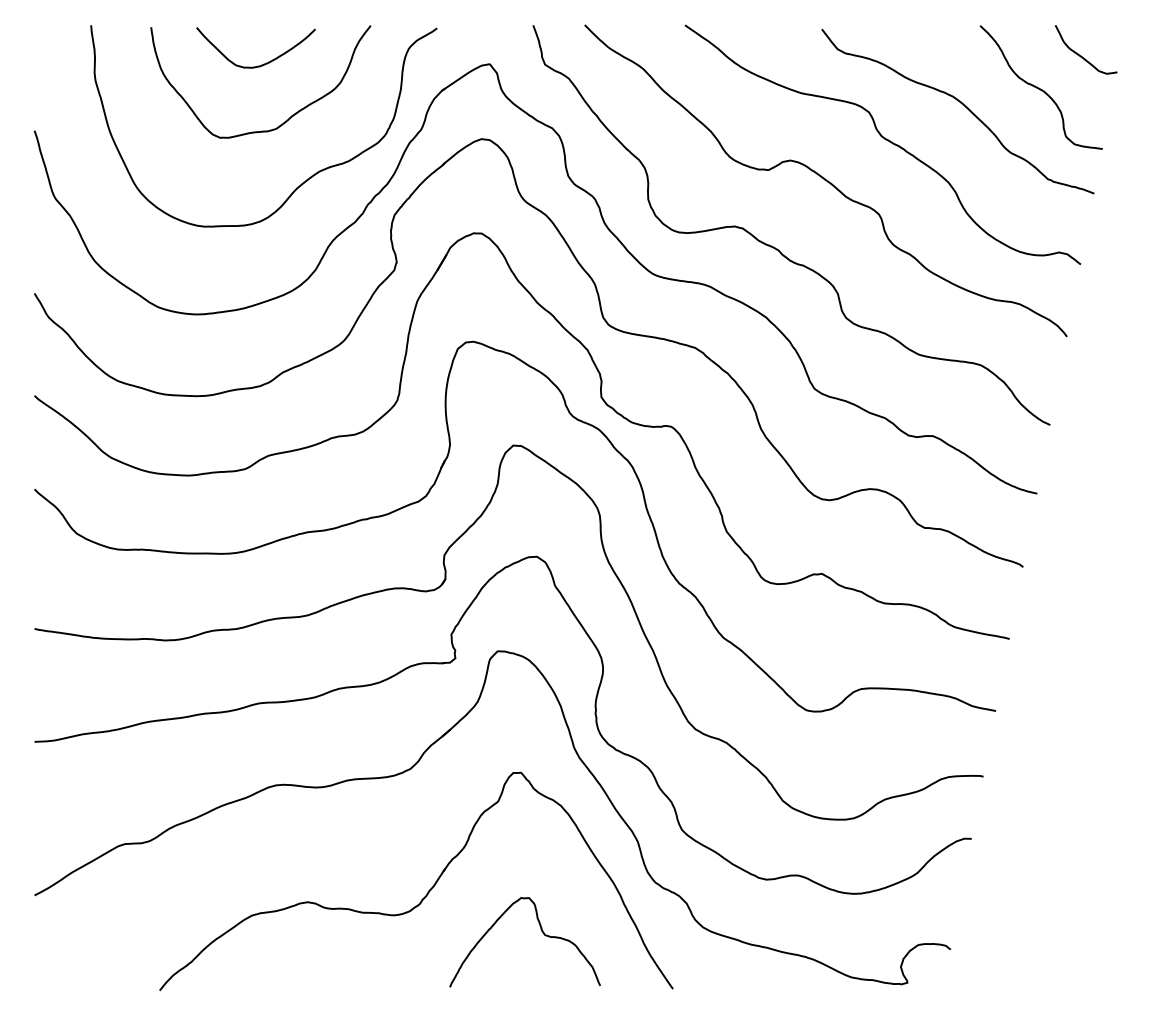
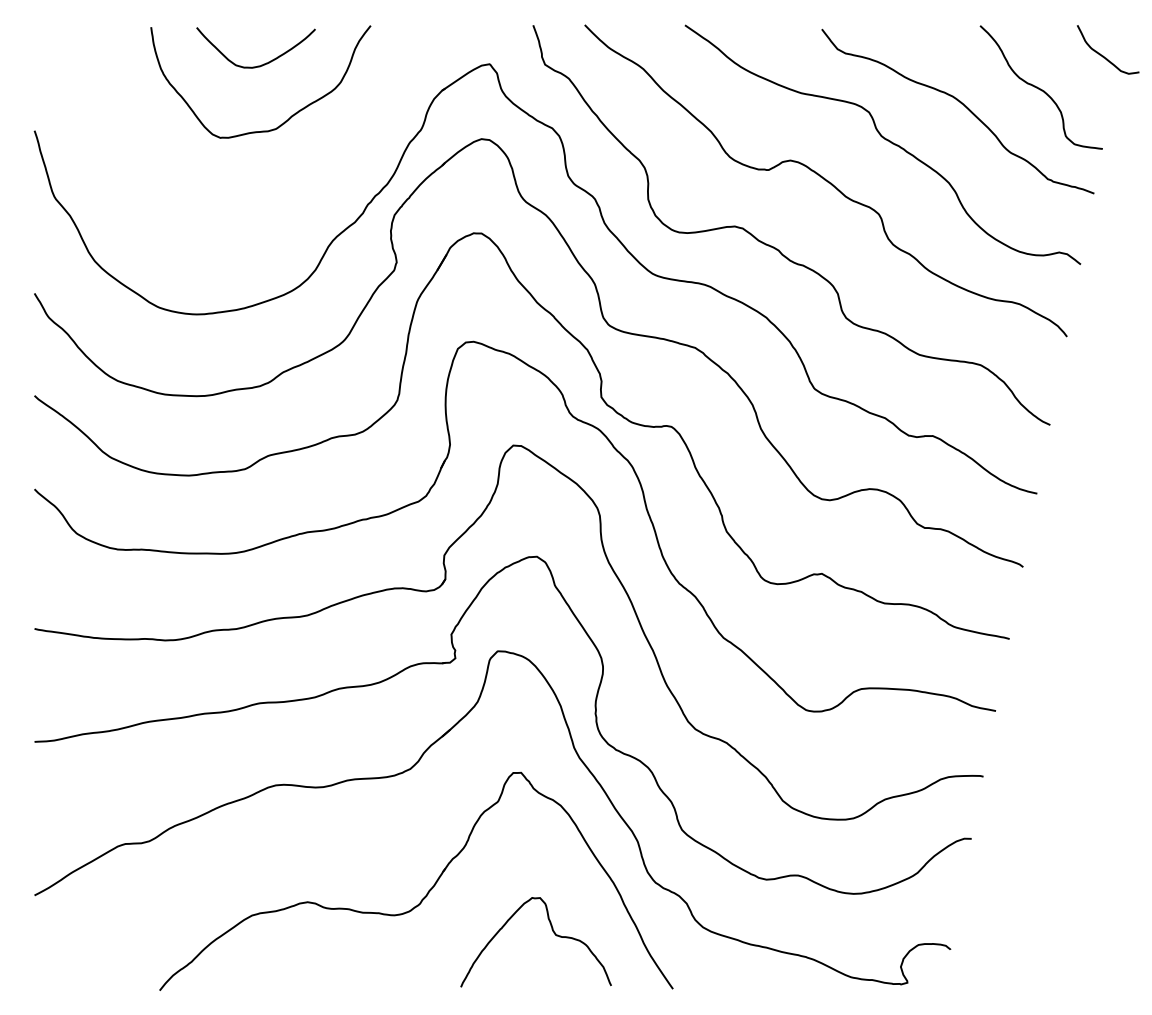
curve position: (1081, 55) -> (1103, 55) (1103, 55)
curve: present -> none (307, 178)
curve position: (542, 933) -> (553, 933) (553, 933)
